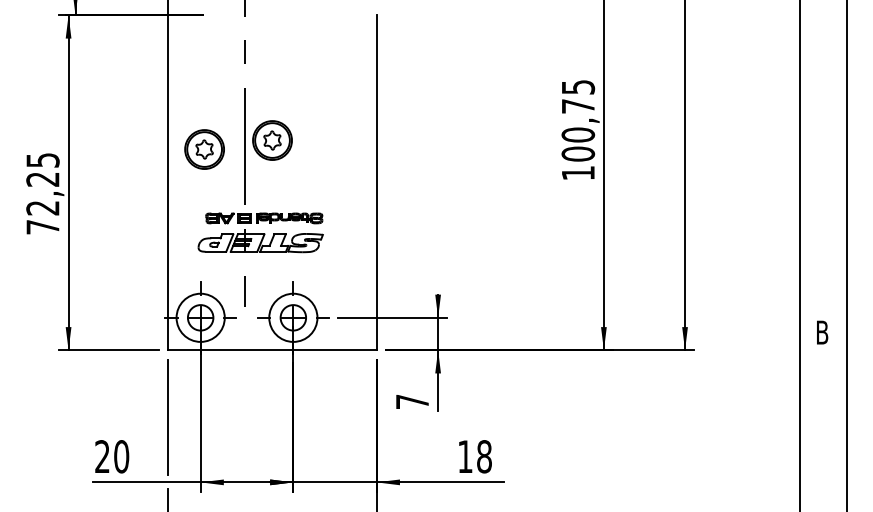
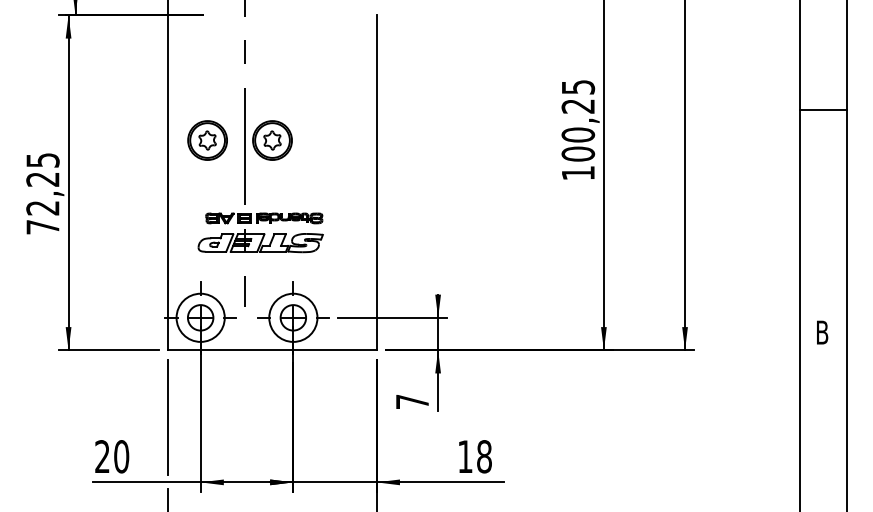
text: 100,75 -> 100,25 (577, 106)
line: none -> present (823, 109)
part position: (204, 149) -> (207, 140) (207, 140)
